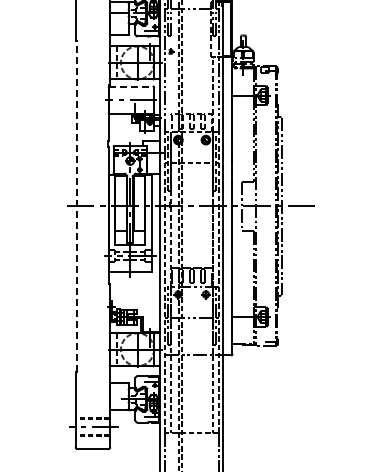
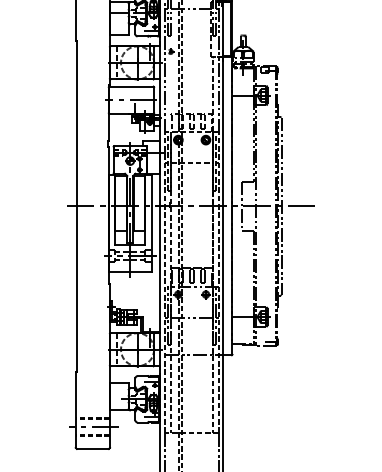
line: dashed -> solid (131, 86)
line: dashed -> solid (76, 205)
